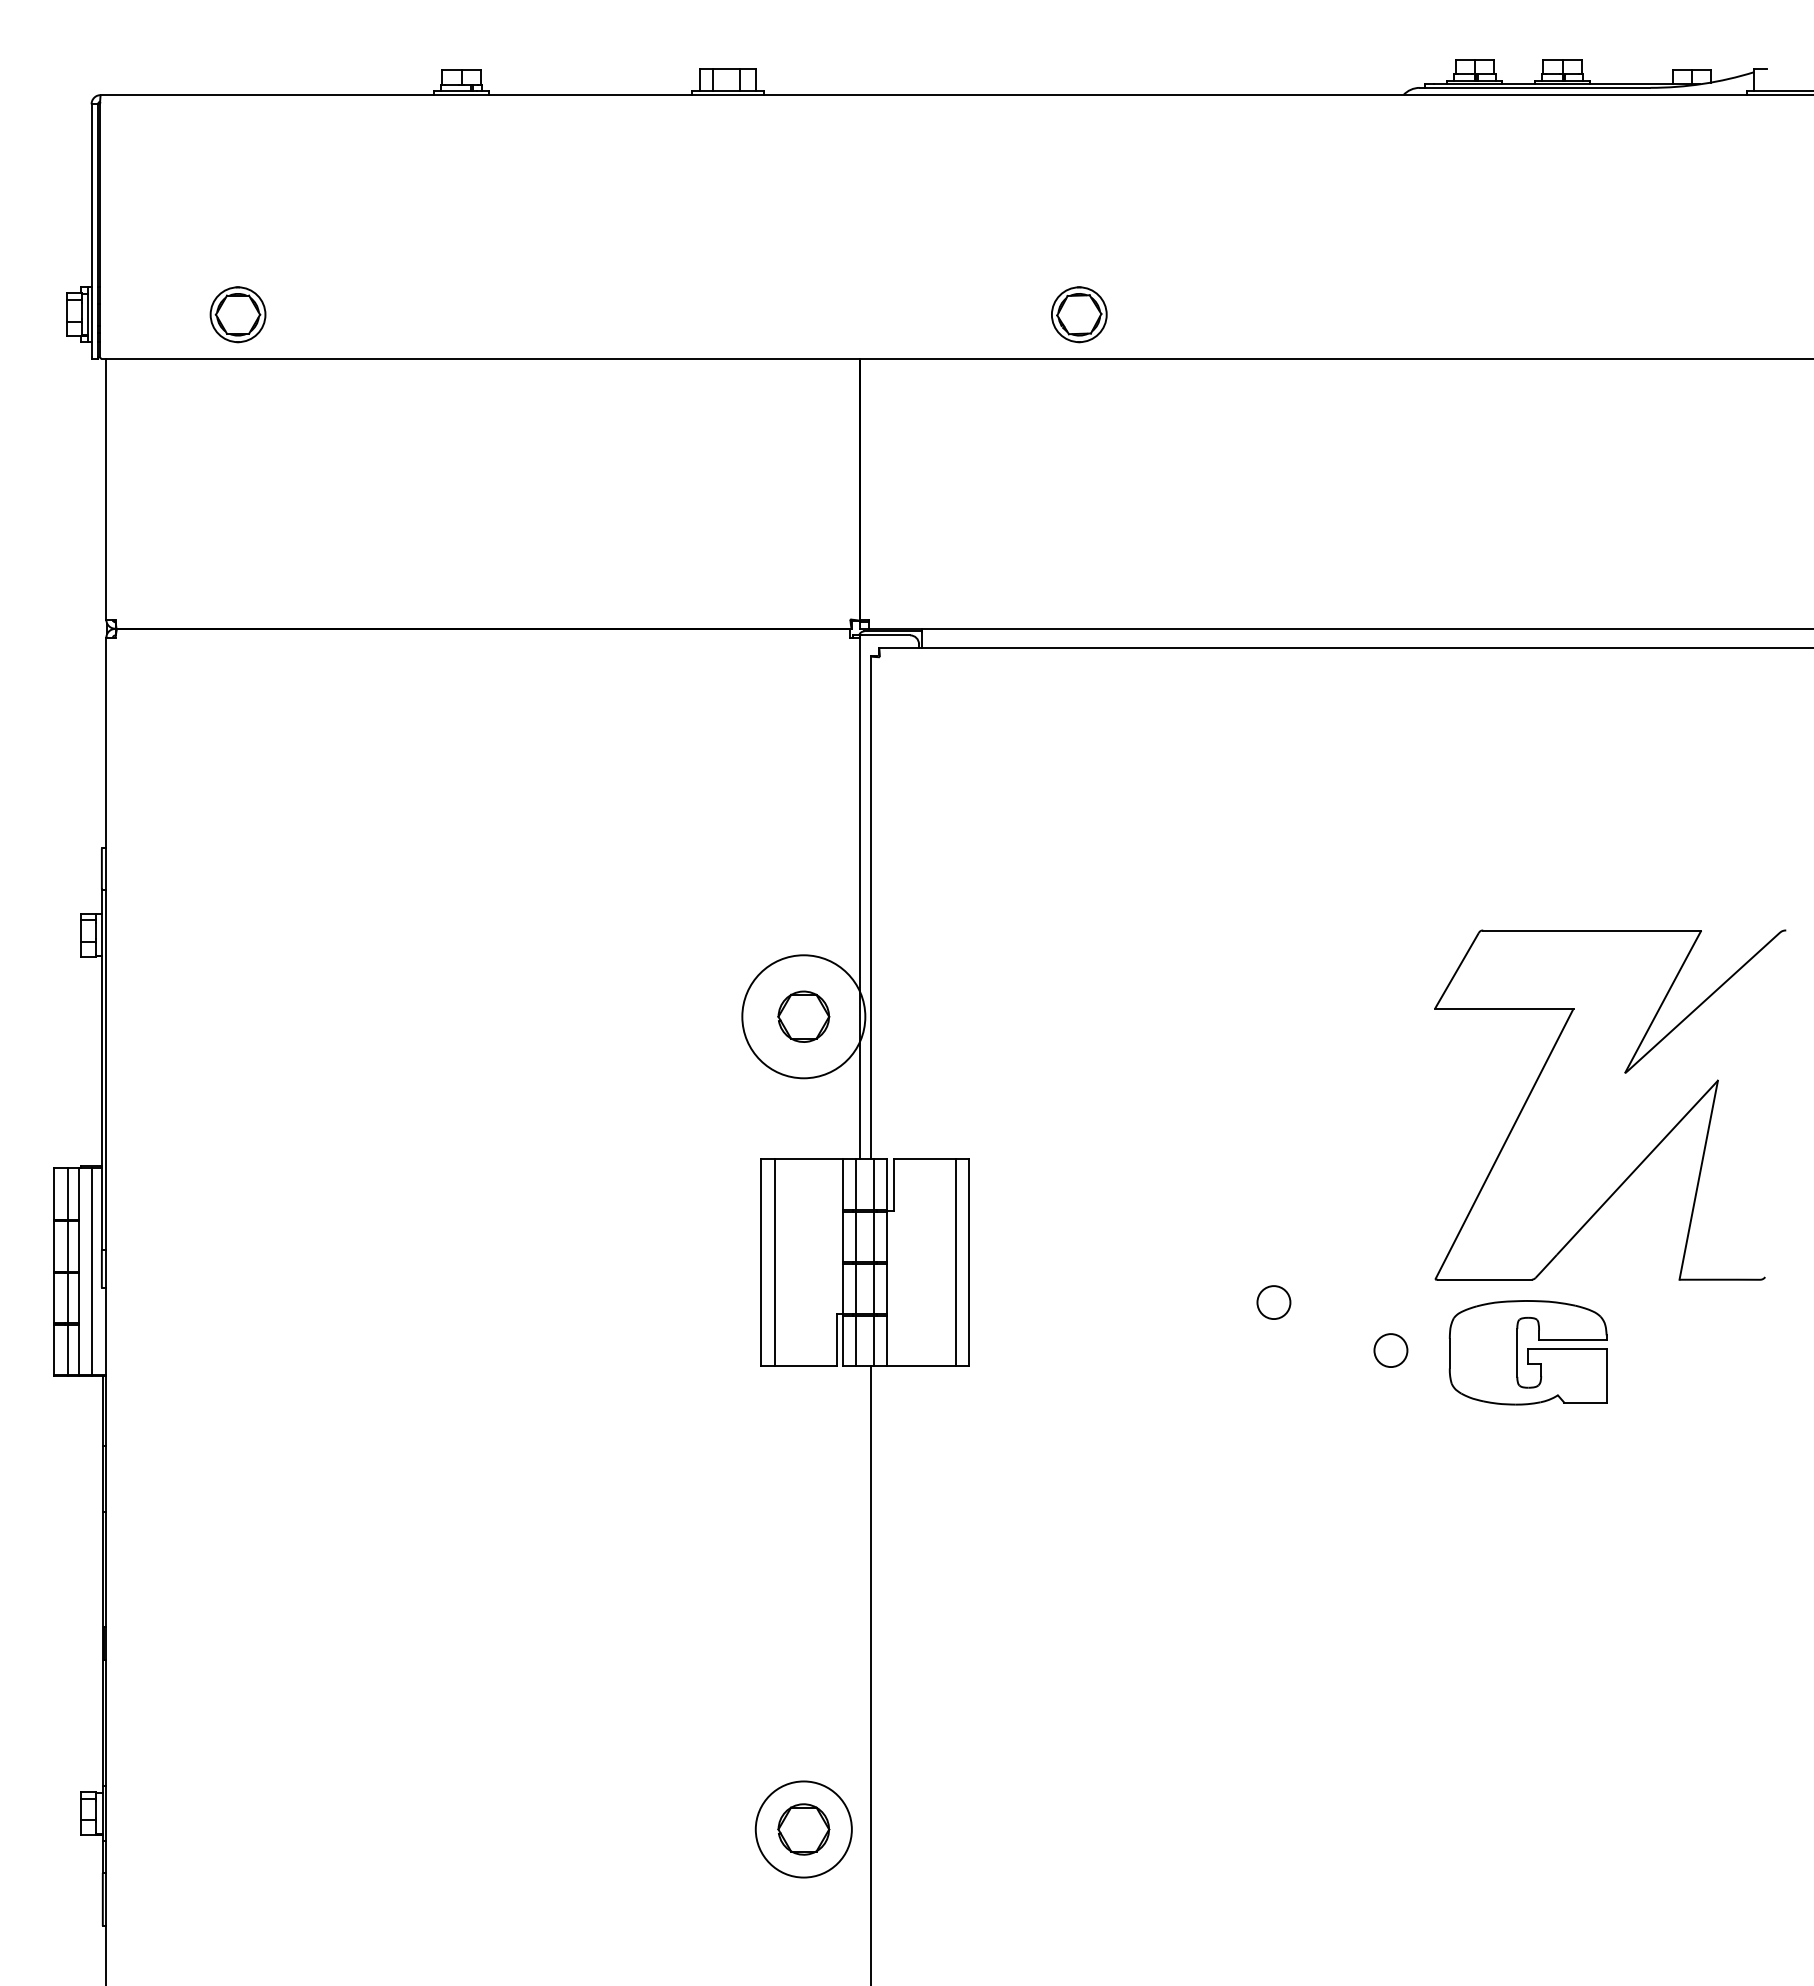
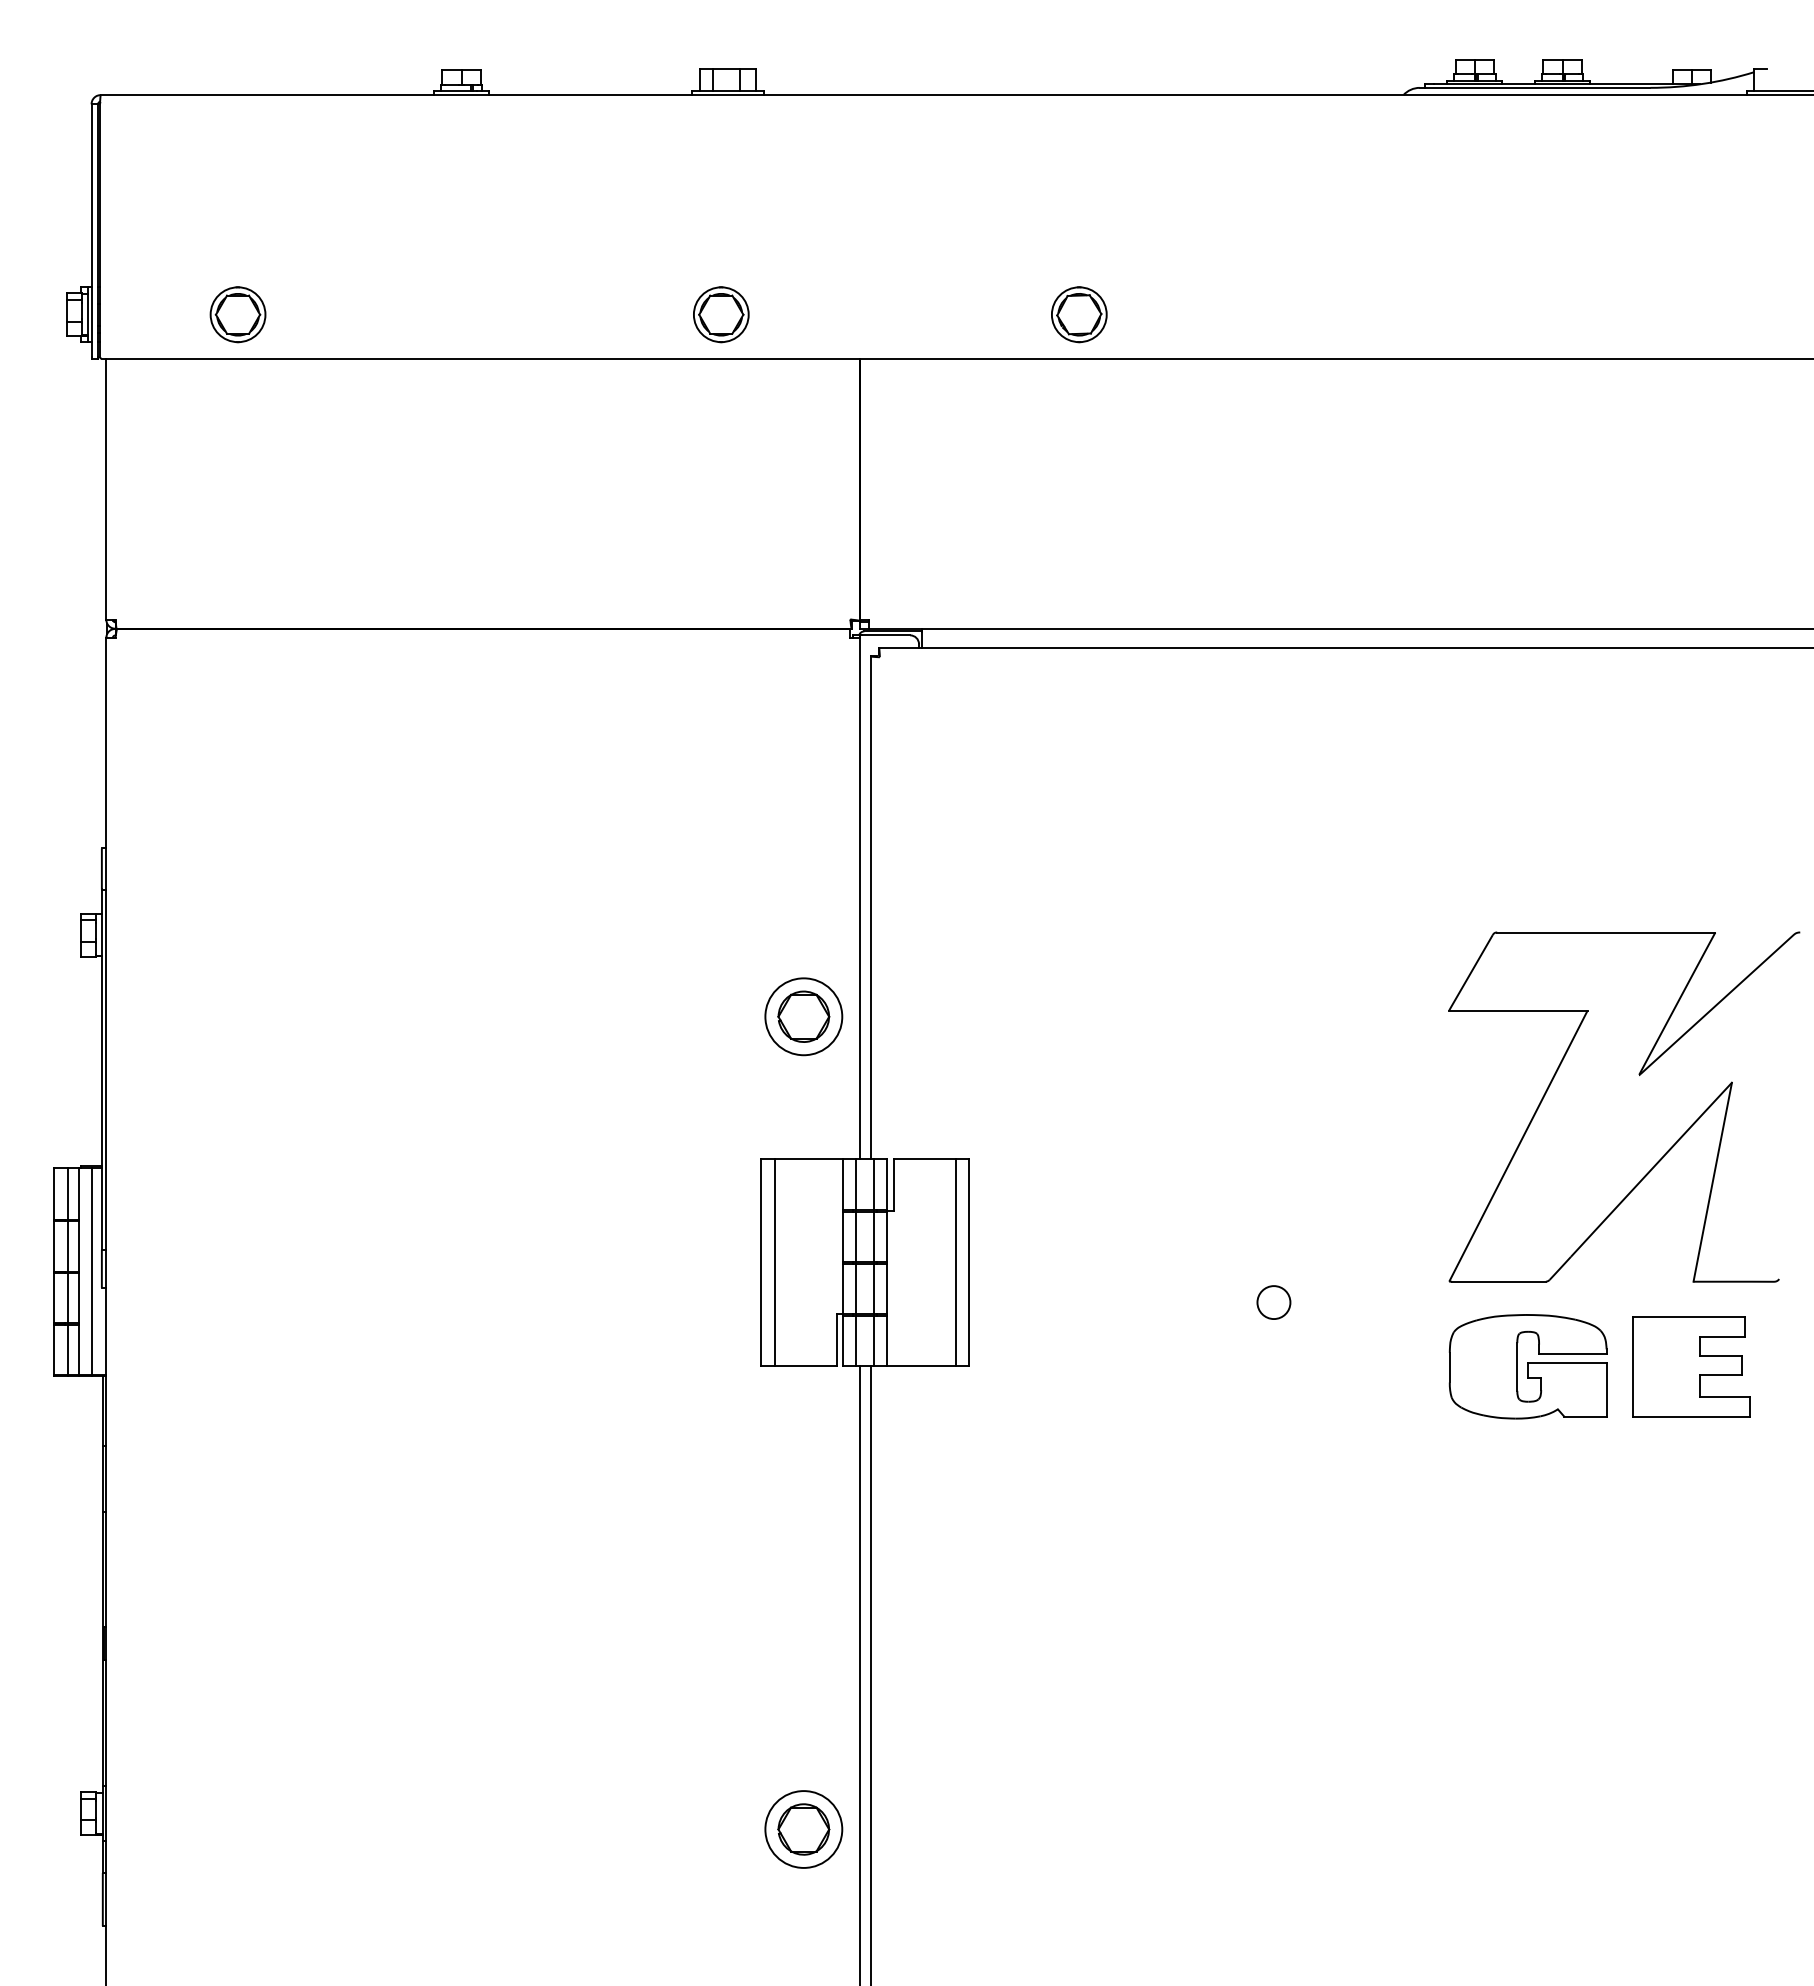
part: none -> present (721, 314)
circle diameter: 123 px -> 77 px (803, 1016)
part position: (1625, 1073) -> (1639, 1075) (1639, 1075)
circle: present -> none (1390, 1350)
part position: (1527, 1352) -> (1527, 1366) (1527, 1366)
part: none -> present (1691, 1366)
line: none -> present (859, 1673)
circle diameter: 96 px -> 77 px (803, 1829)
